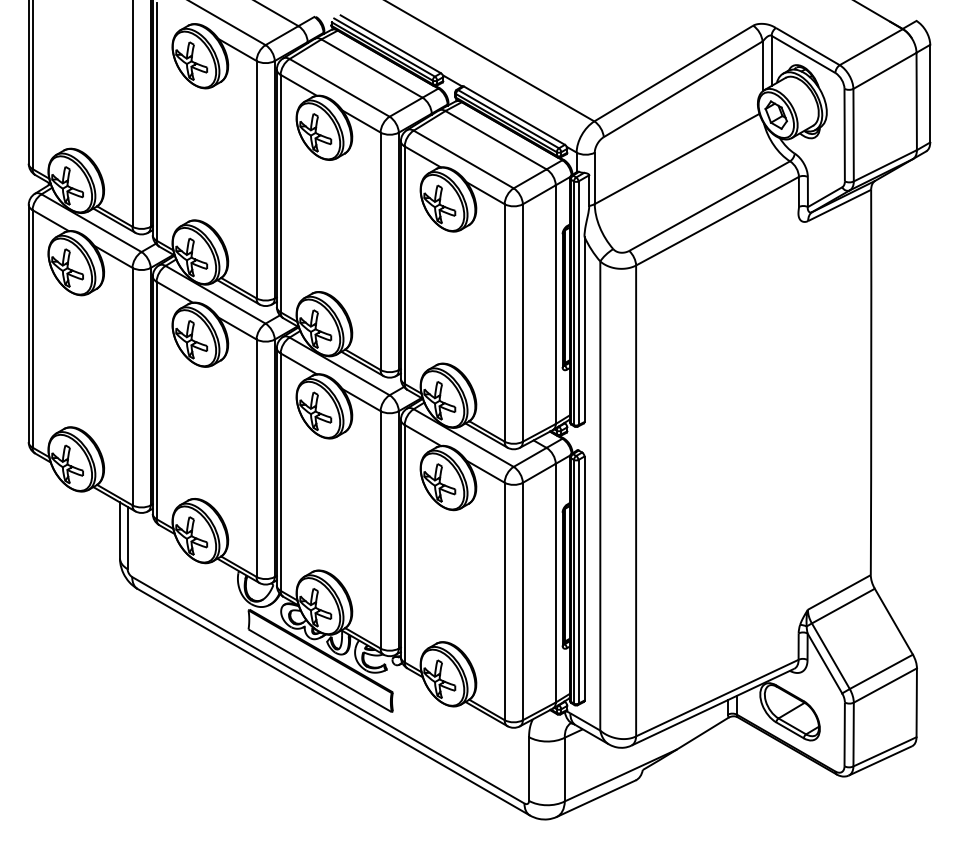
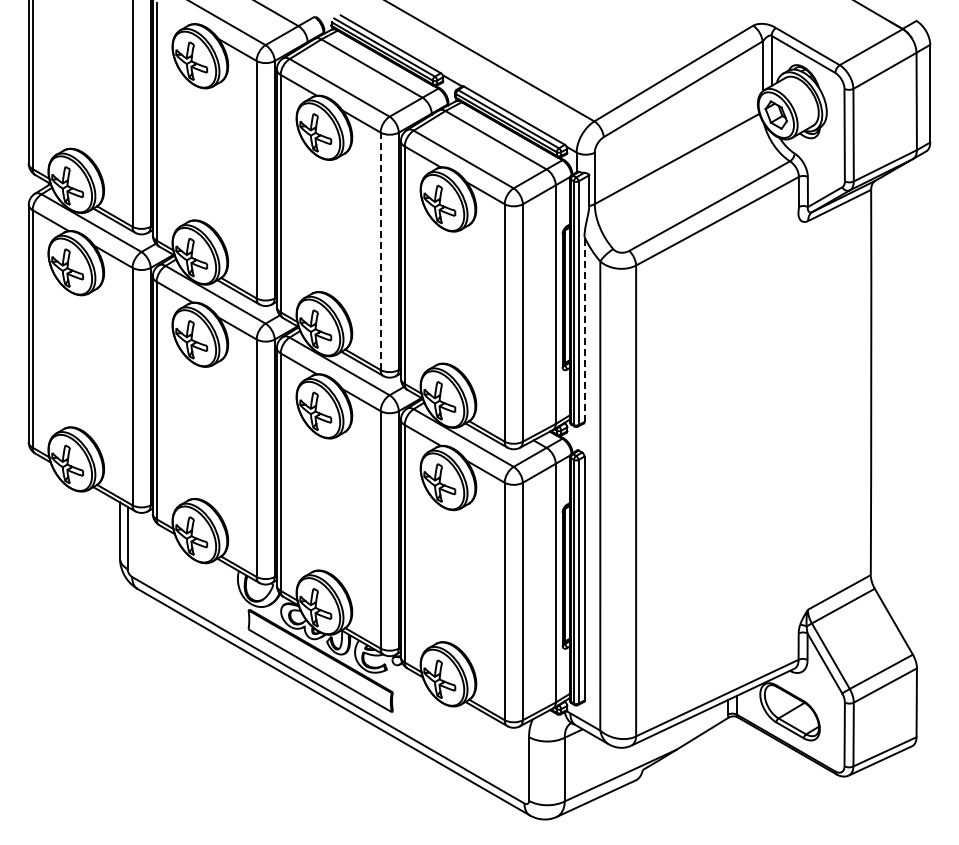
line: solid -> dashed (380, 251)
line: solid -> dashed (584, 329)
